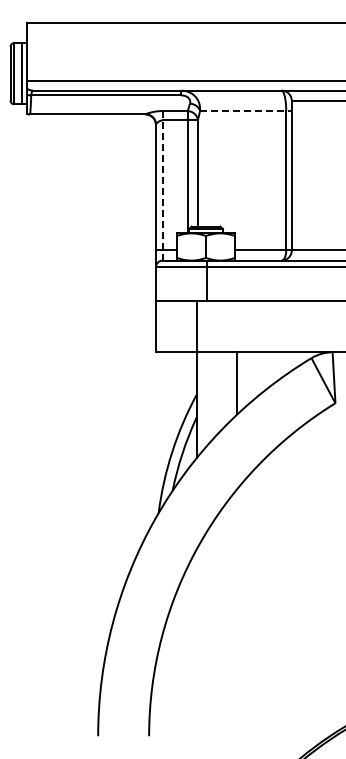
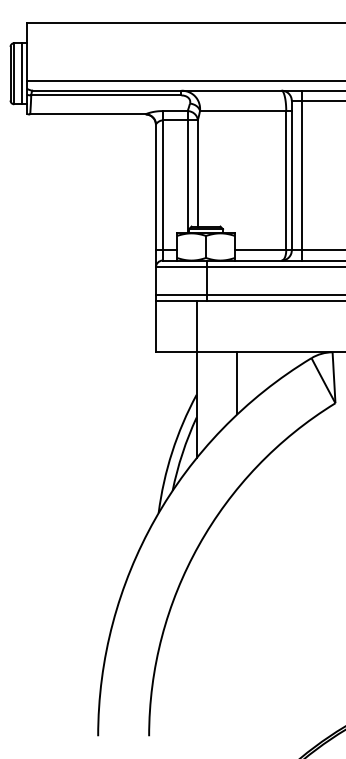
line: dashed -> solid (245, 111)
line: none -> present (302, 175)
line: dashed -> solid (162, 185)
line: none -> present (248, 294)
